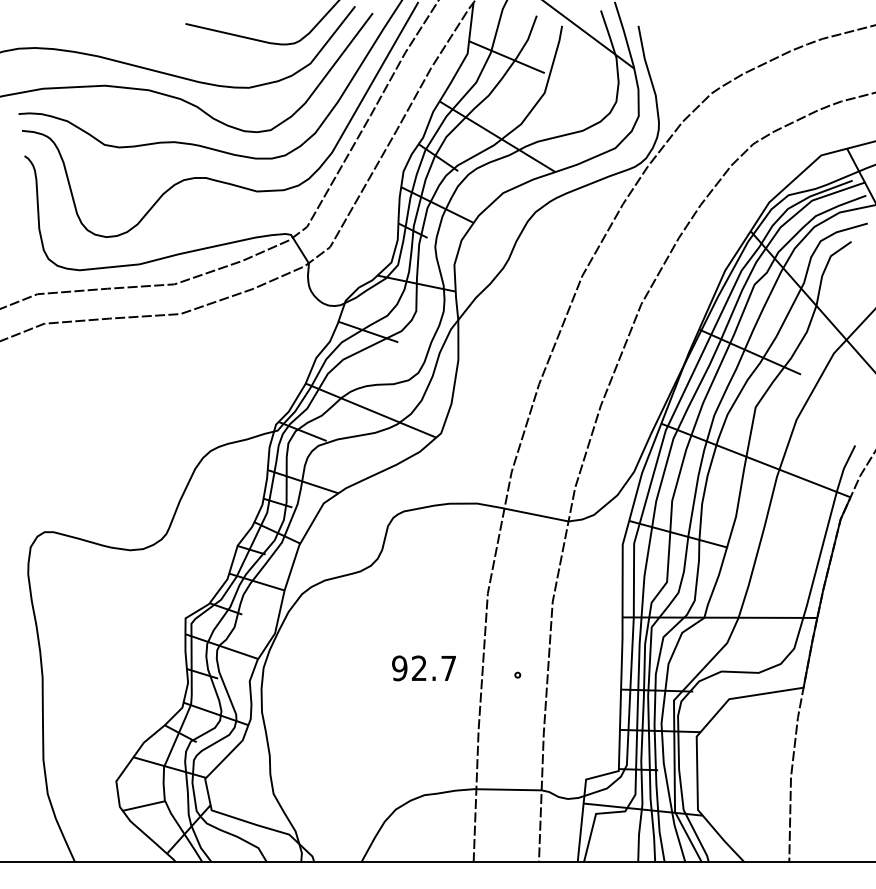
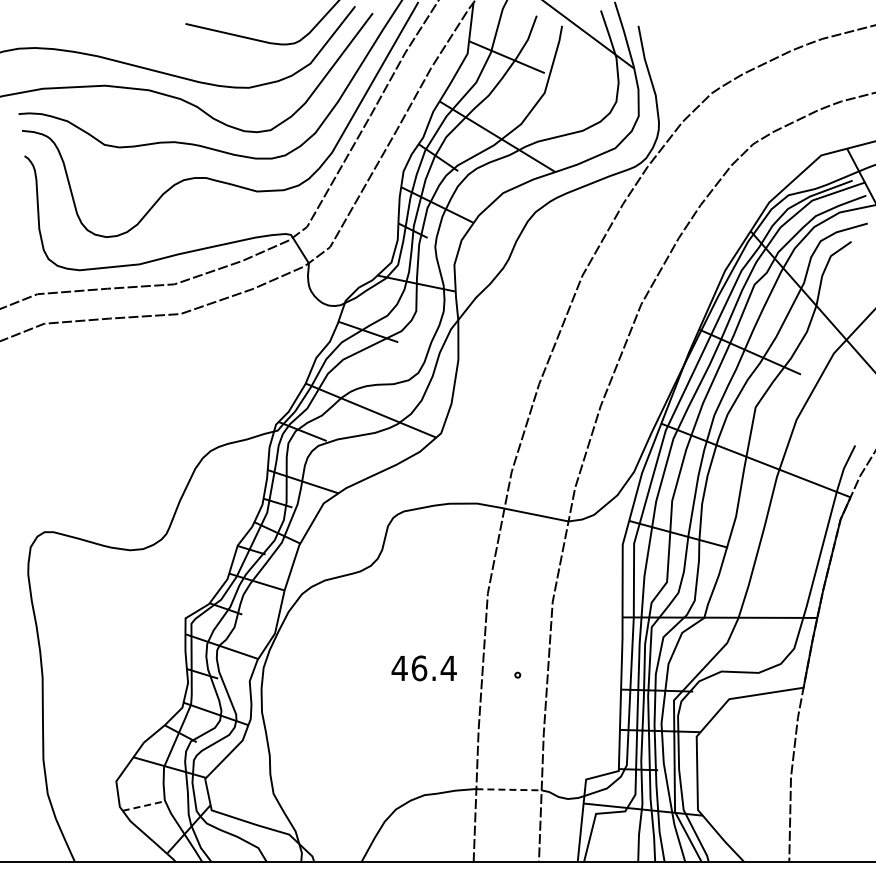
text: 92.7 -> 46.4 (423, 668)
line: solid -> dashed (509, 789)
line: solid -> dashed (144, 806)
